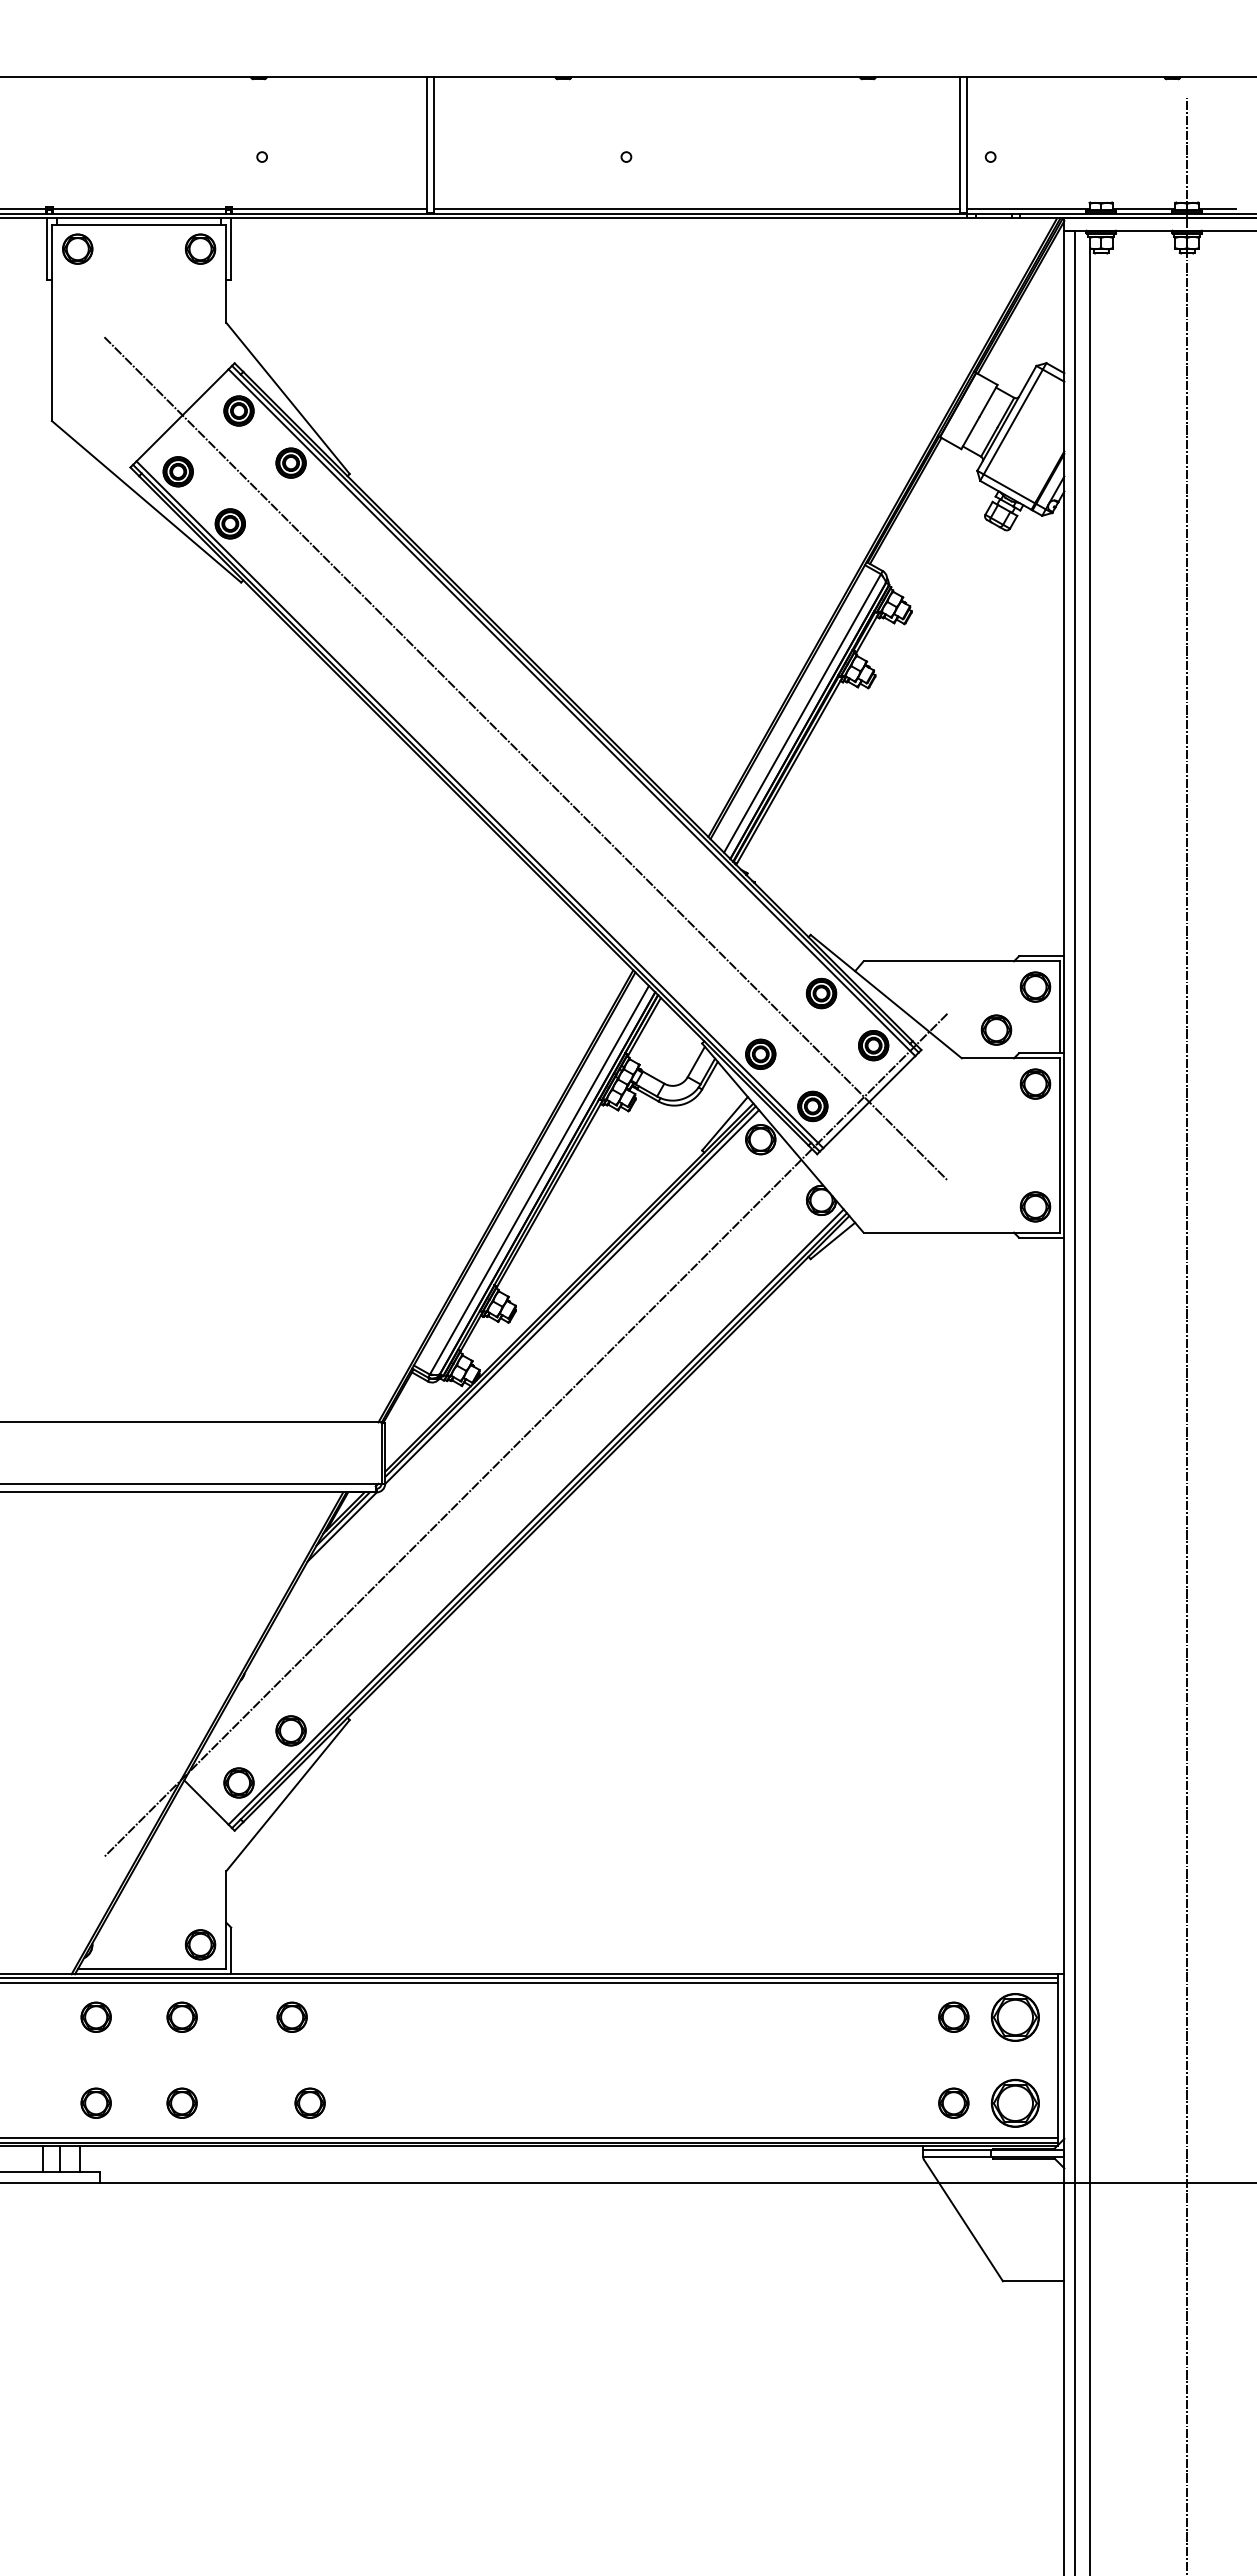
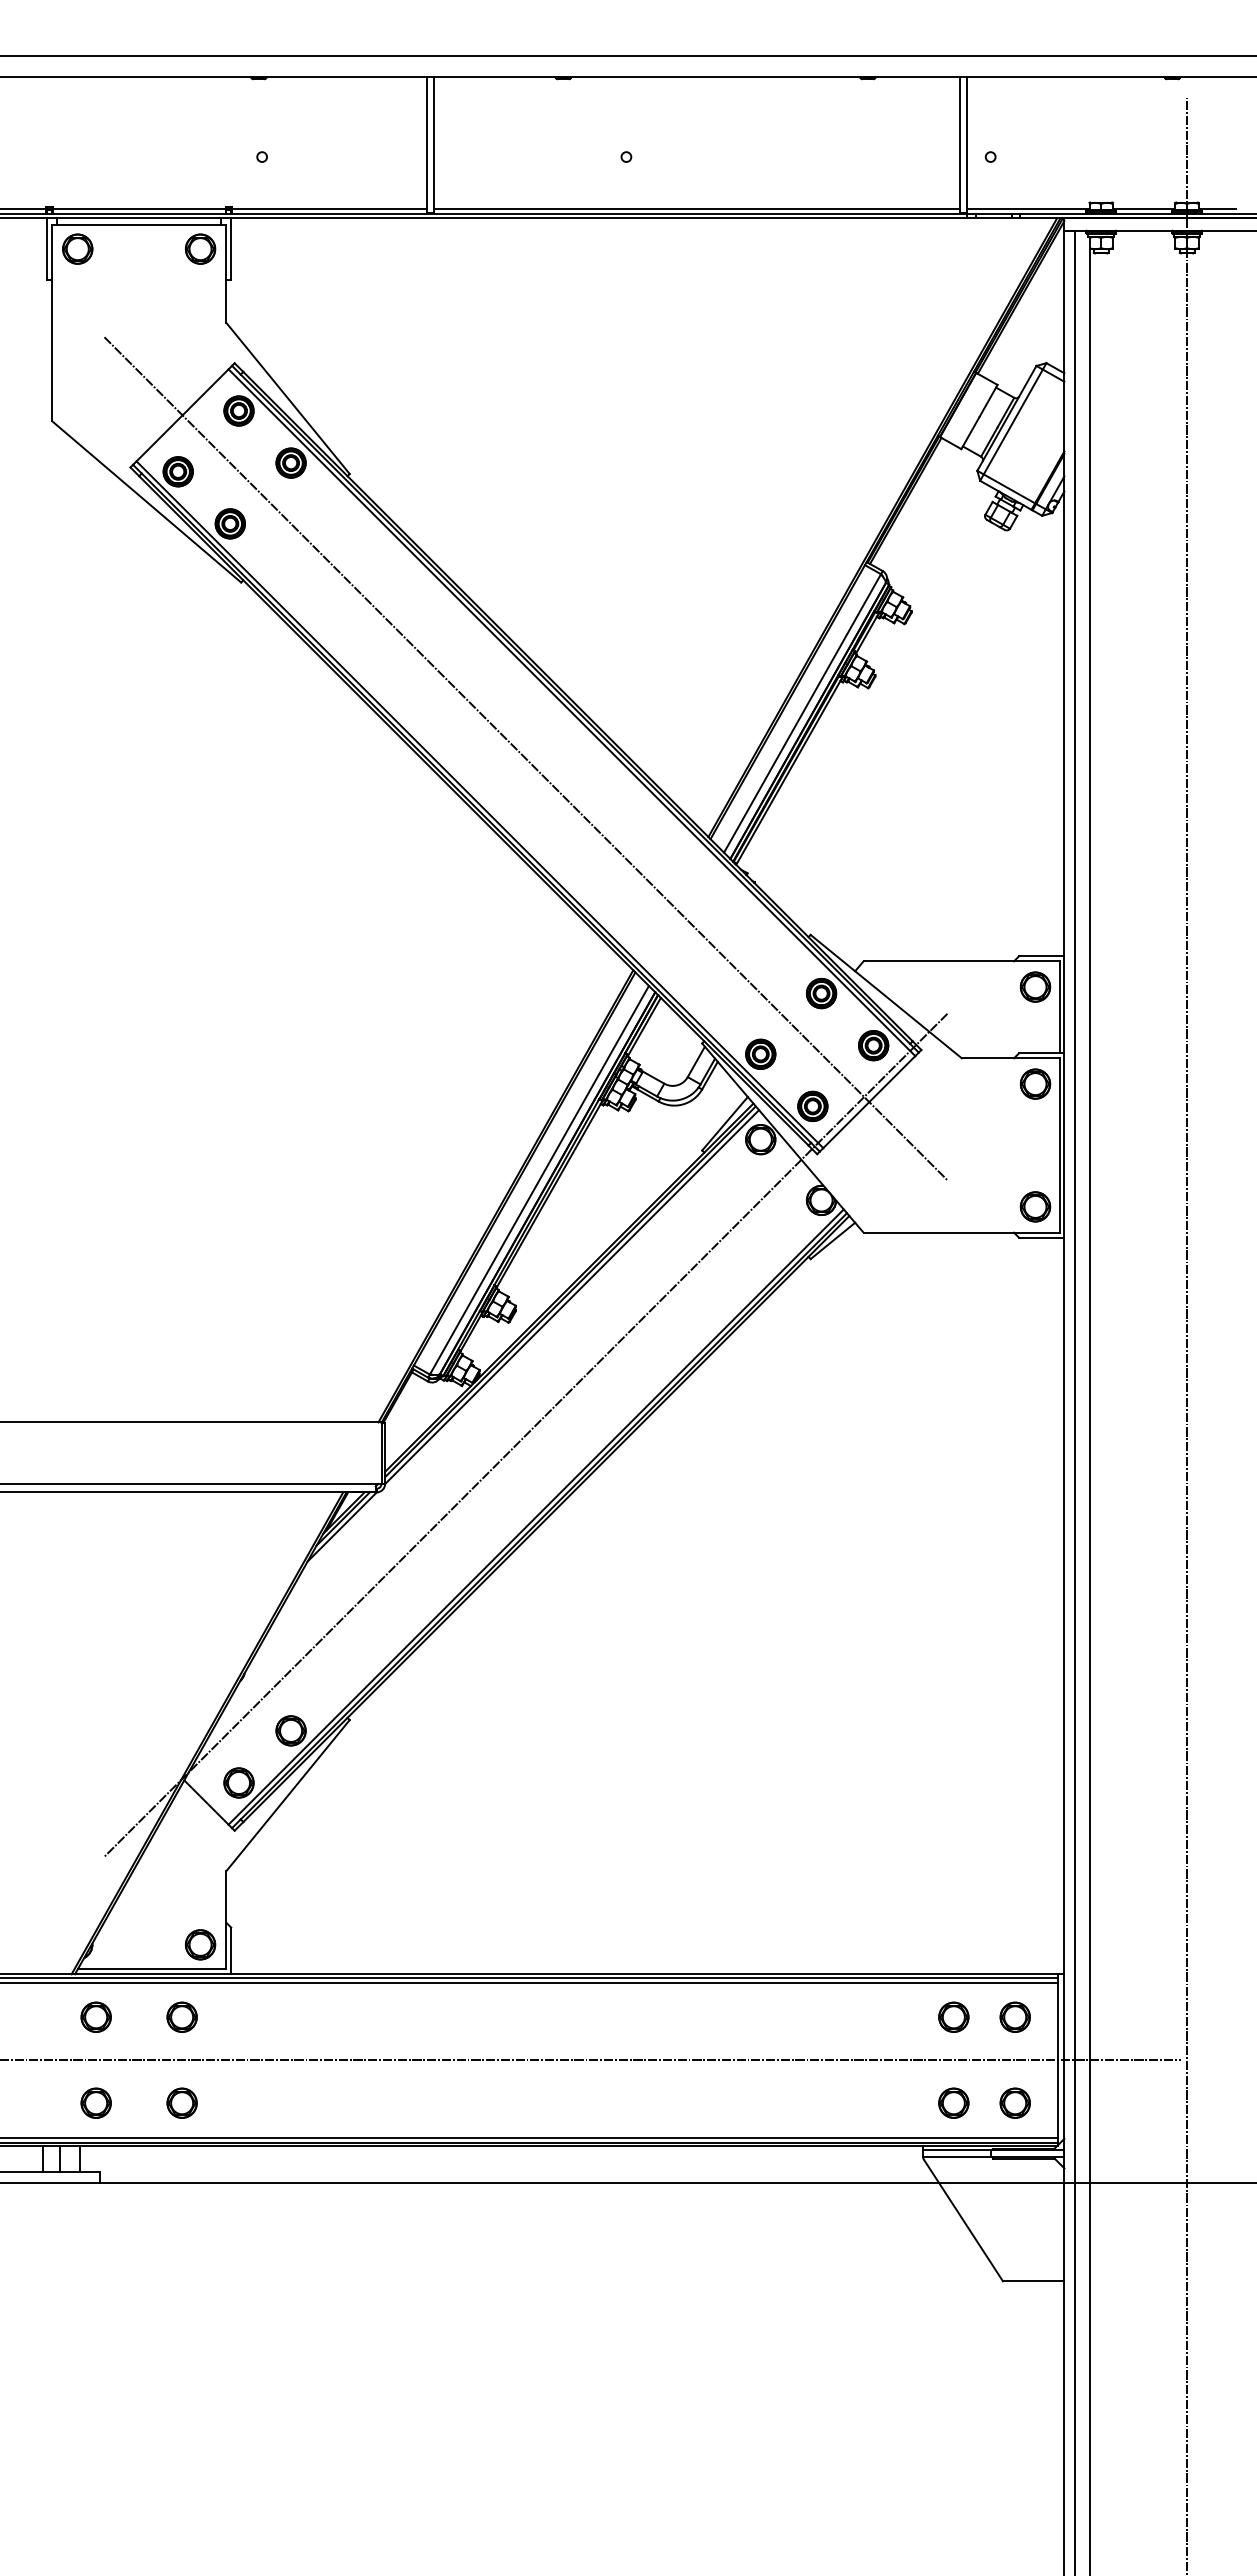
line: none -> present (627, 56)
part: present -> none (996, 1029)
part: present -> none (291, 2016)
part size: 49x49 px -> 32x32 px (1014, 2016)
line: none -> present (591, 2060)
part: present -> none (309, 2102)
part size: 49x50 px -> 32x32 px (1014, 2102)
